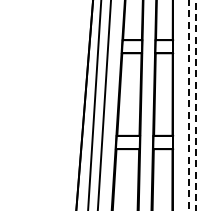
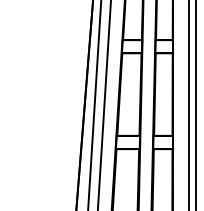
line: dashed -> solid (189, 105)
line: dashed -> solid (195, 105)
